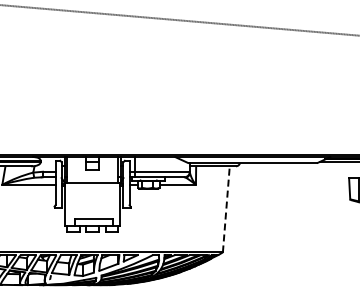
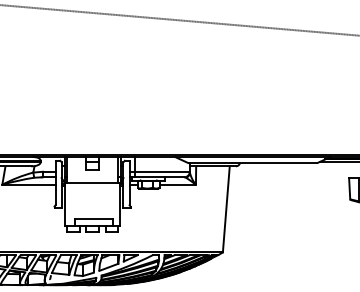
line: dashed -> solid (226, 208)
